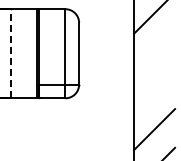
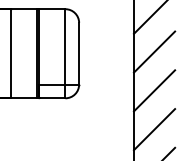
line: none -> present (154, 51)
line: dashed -> solid (10, 53)
line: none -> present (154, 90)
